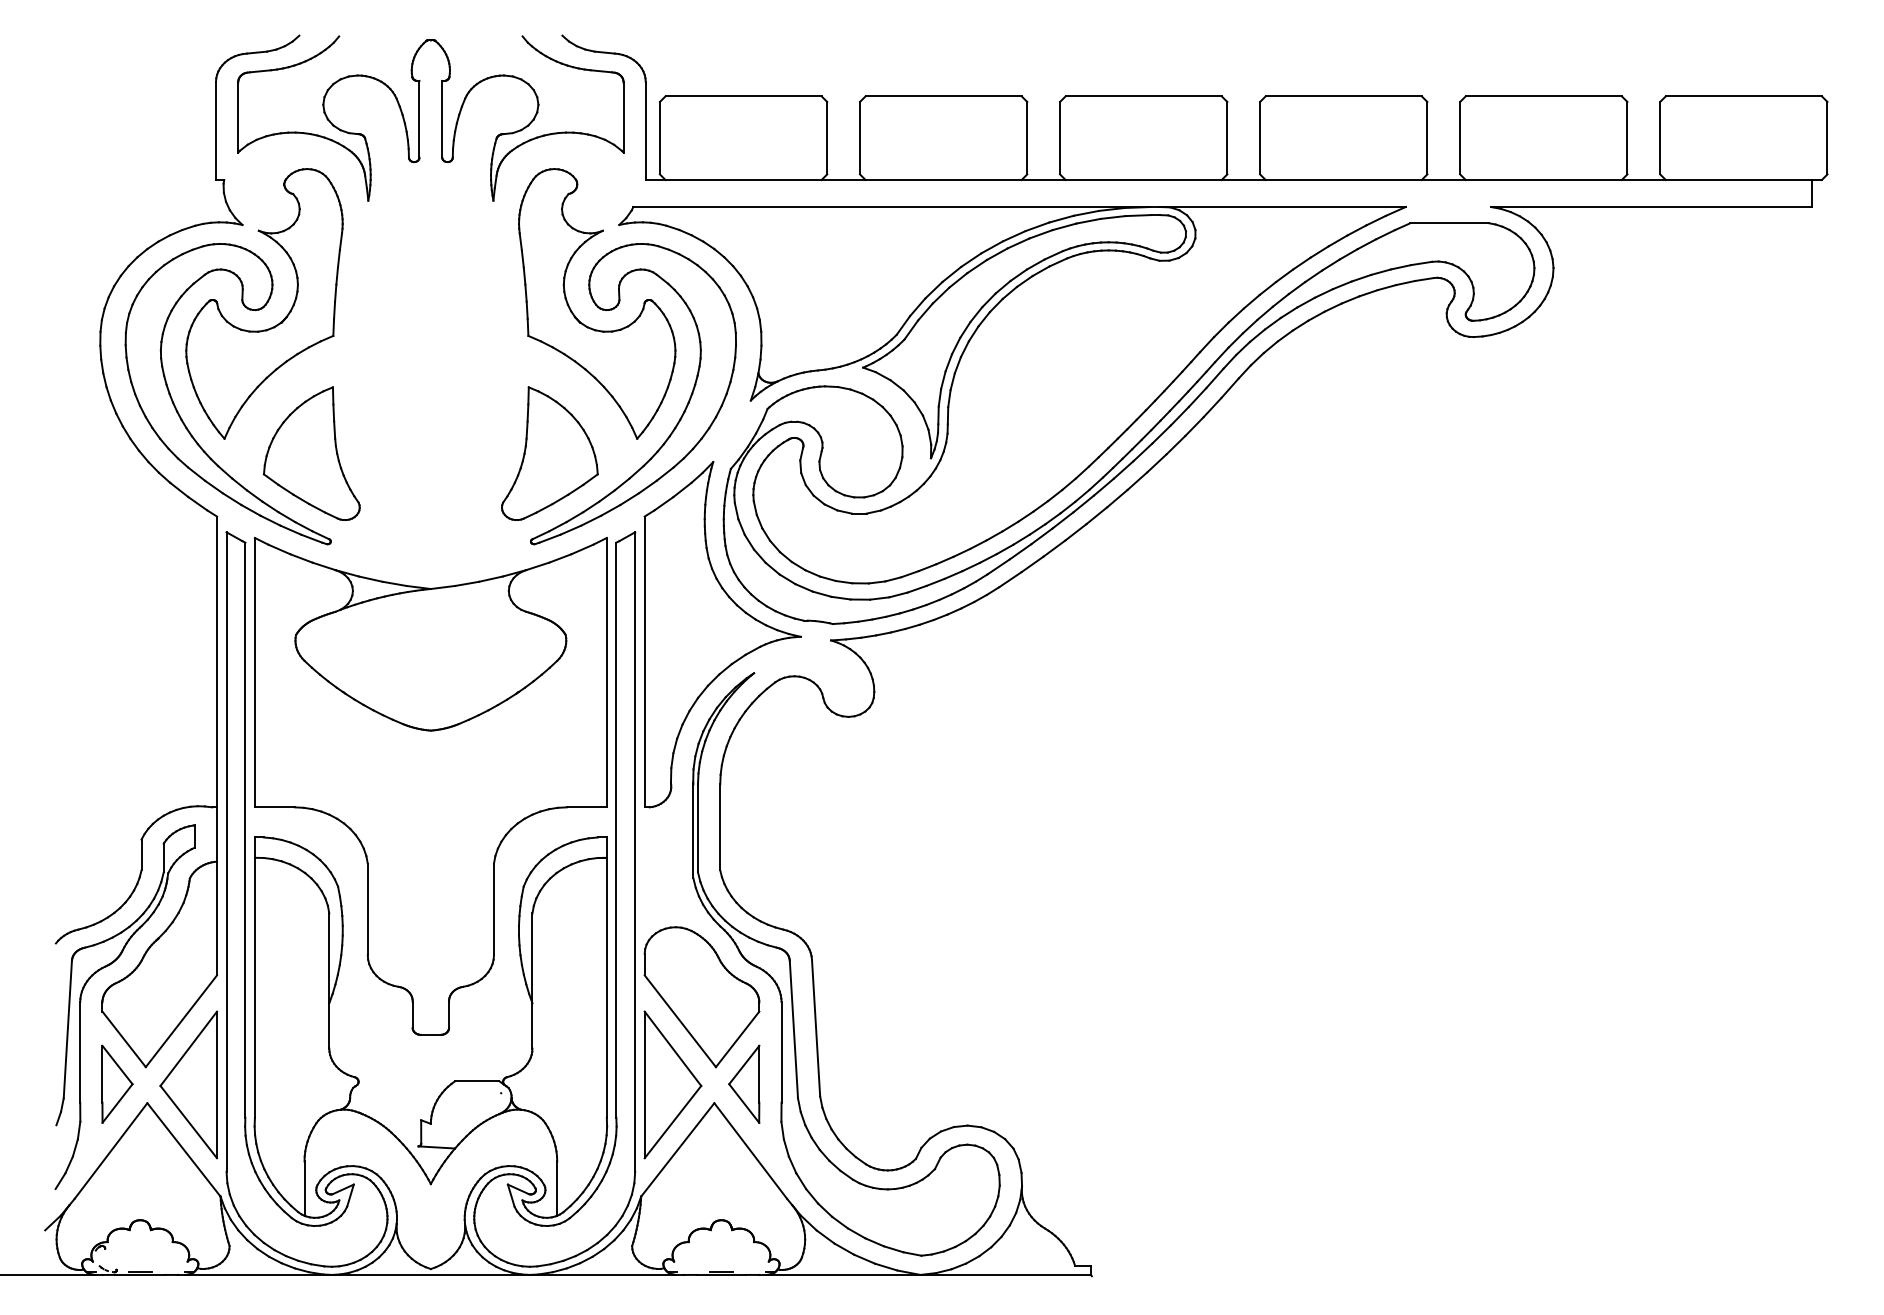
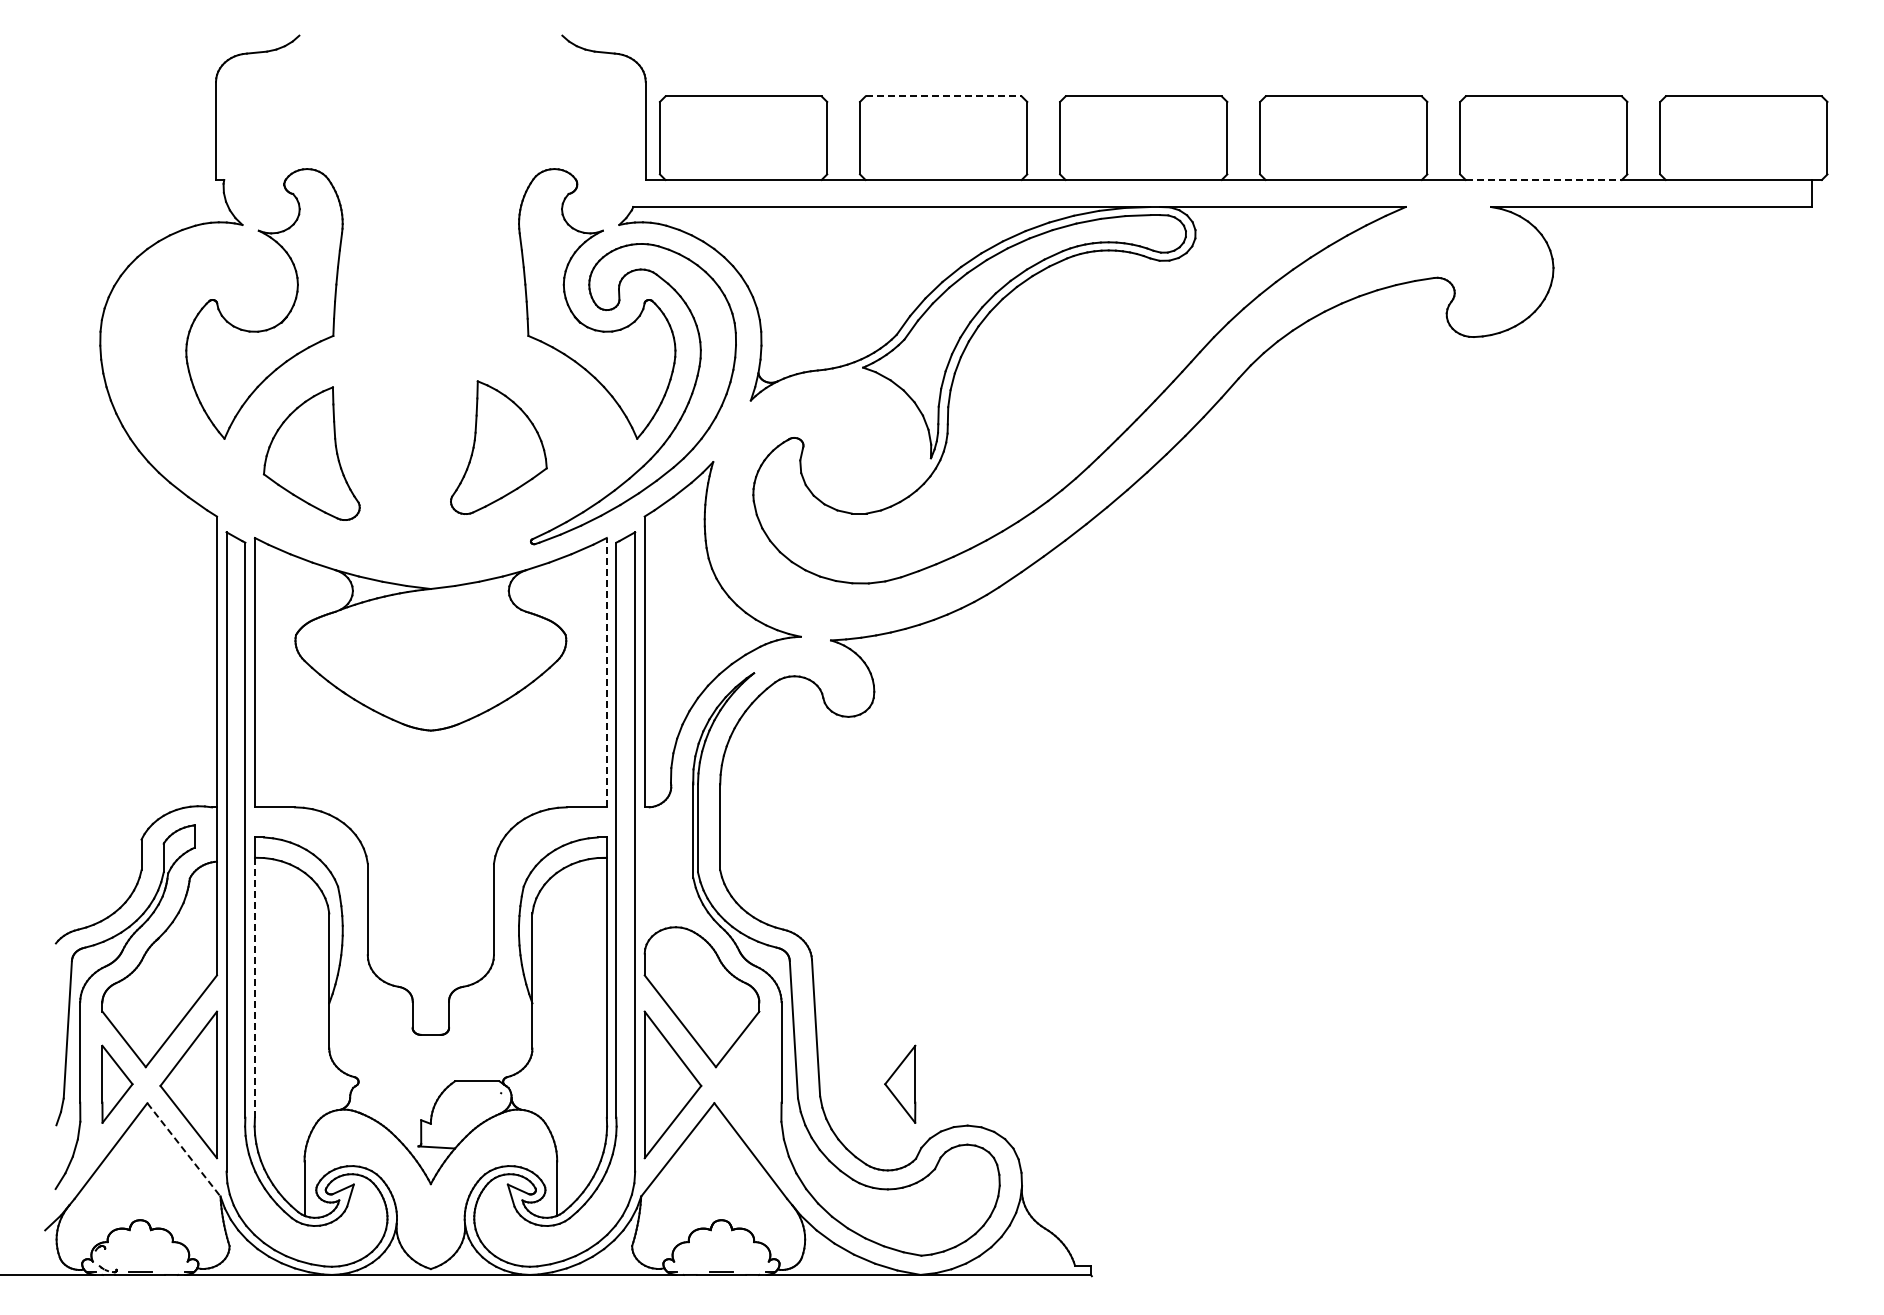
line: solid -> dashed (944, 96)
part: present -> none (419, 118)
line: solid -> dashed (1544, 180)
part: present -> none (184, 422)
part: present -> none (1142, 437)
part position: (549, 453) -> (498, 447) (498, 447)
line: solid -> dashed (606, 672)
line: solid -> dashed (254, 987)
part position: (744, 1083) -> (900, 1083) (900, 1083)
line: solid -> dashed (184, 1150)
